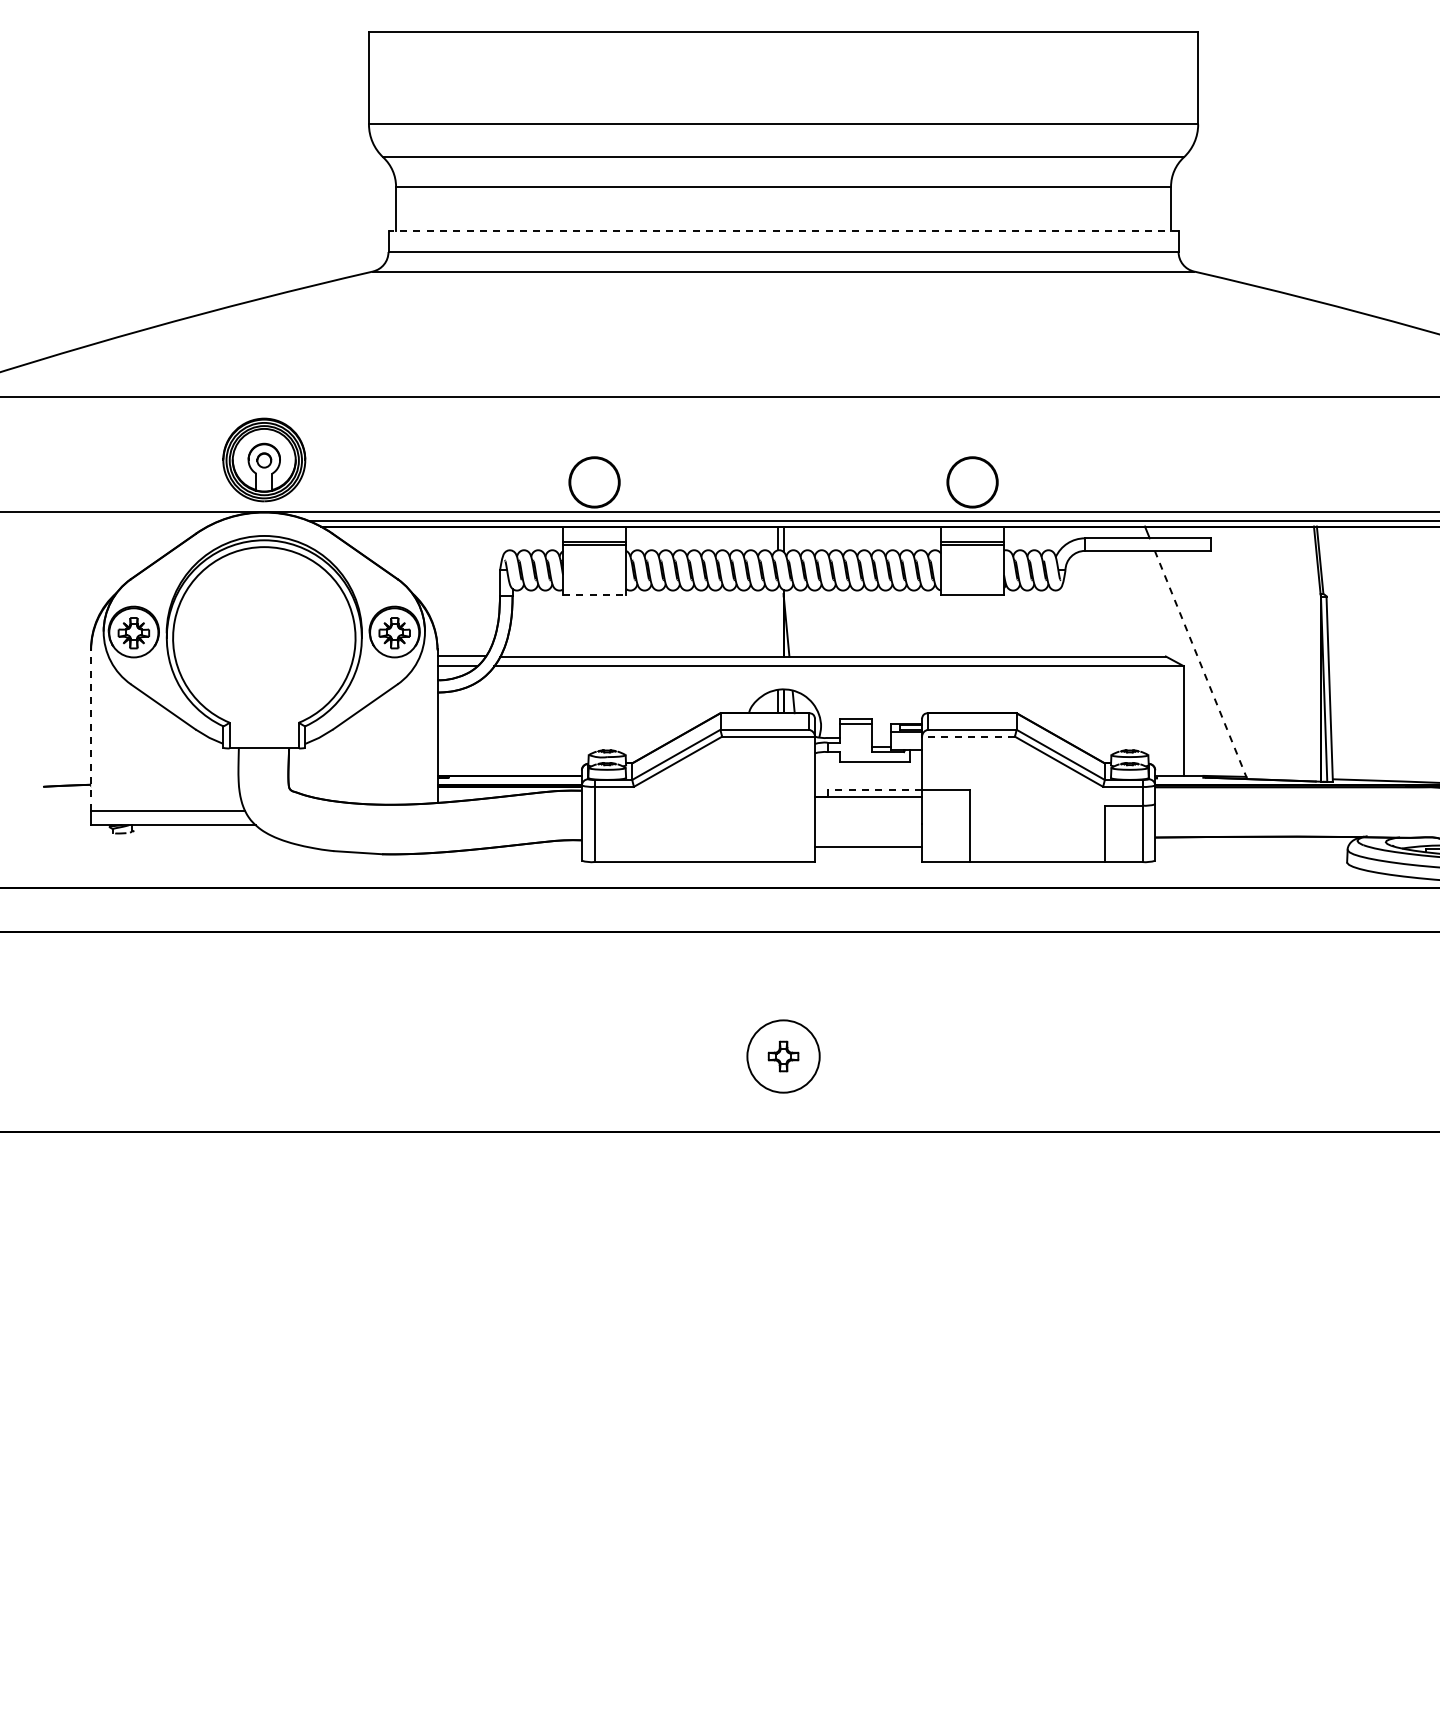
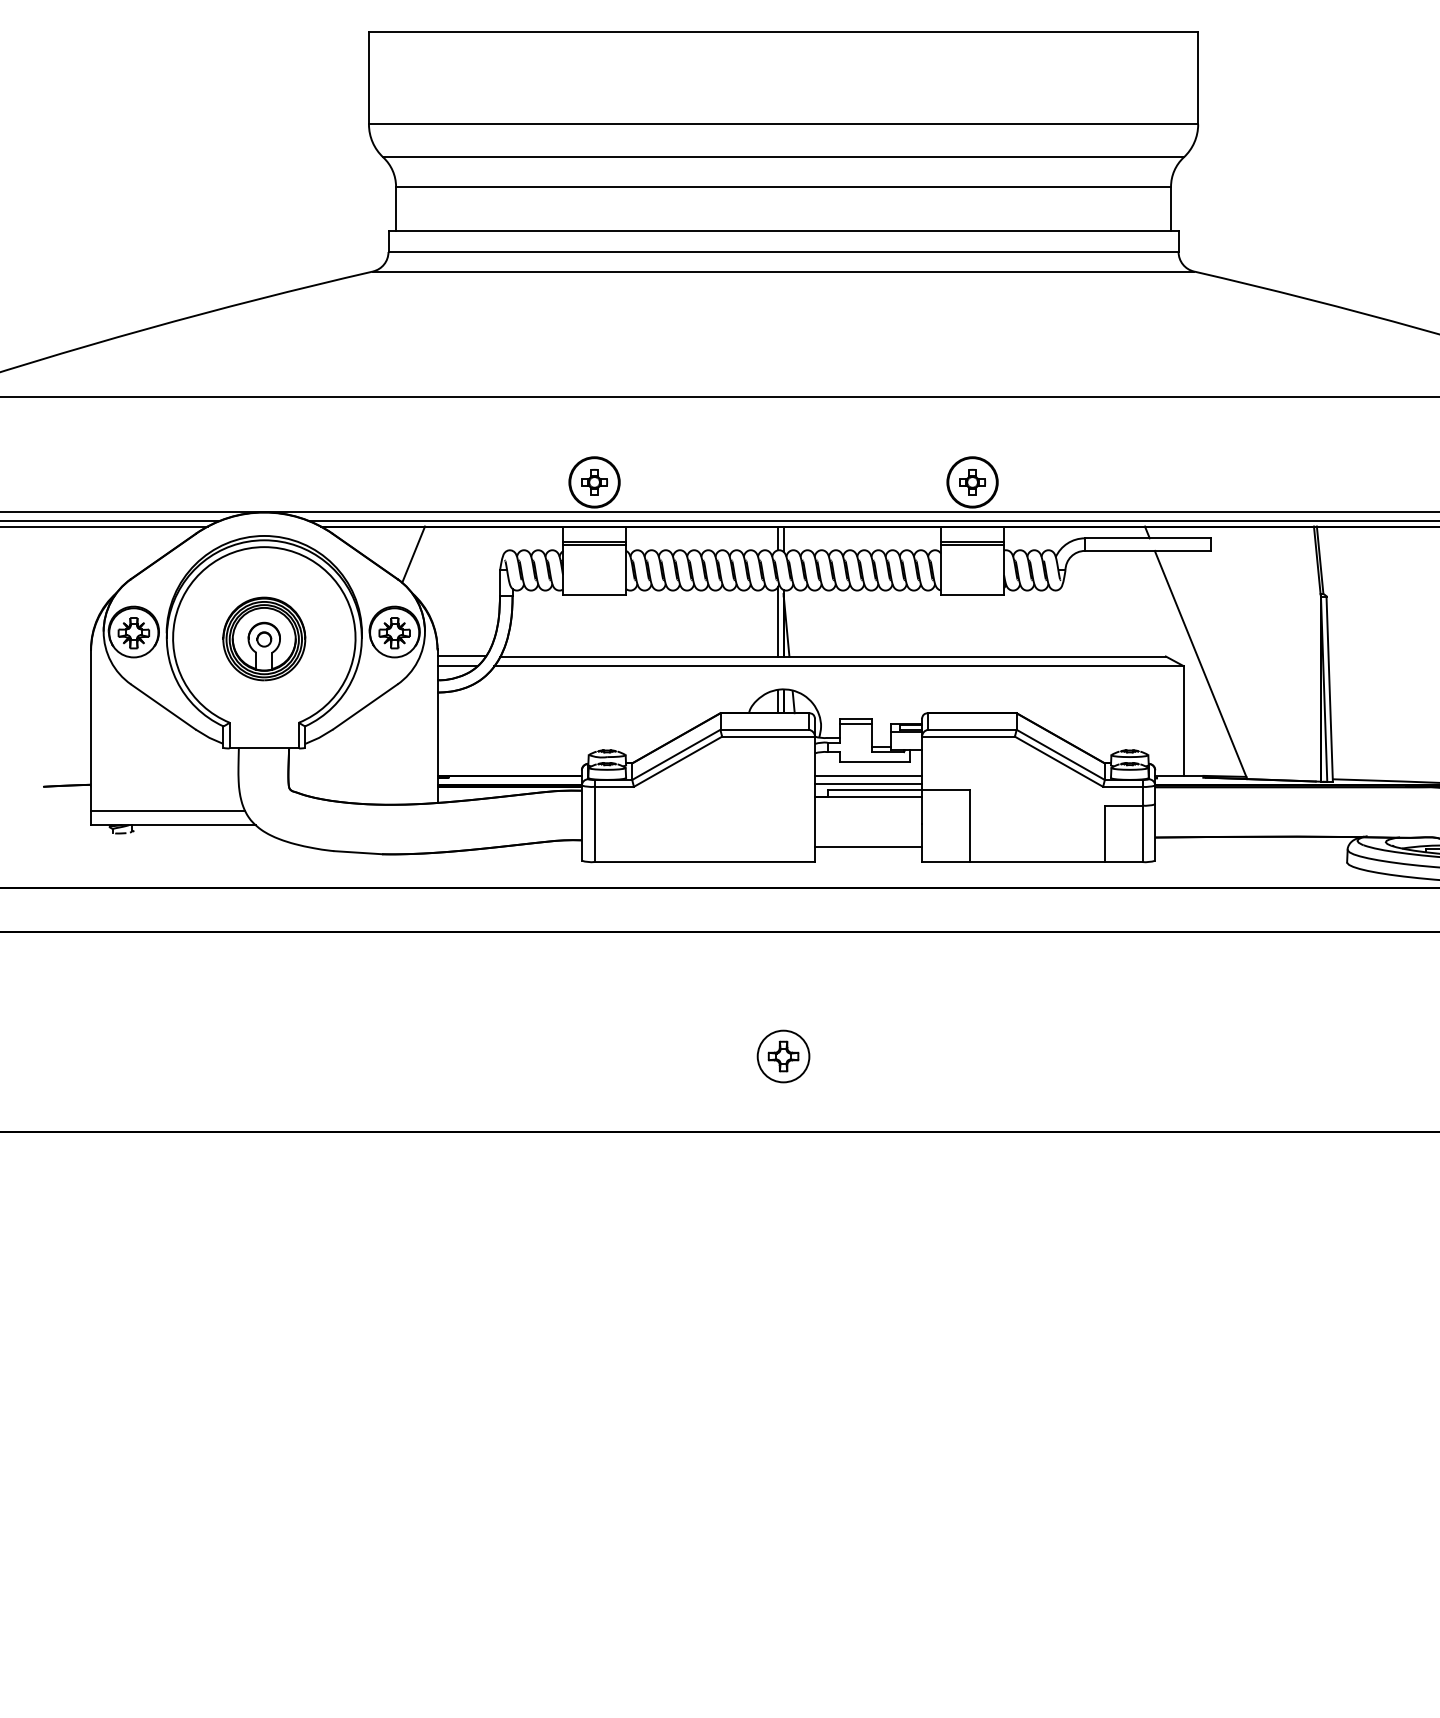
line: dashed -> solid (783, 231)
part position: (264, 459) -> (264, 638) (264, 638)
part: none -> present (594, 482)
part: none -> present (972, 482)
line: none -> present (110, 521)
line: none -> present (104, 526)
line: none -> present (413, 554)
line: dashed -> solid (595, 595)
line: none -> present (777, 621)
line: dashed -> solid (1200, 664)
line: dashed -> solid (91, 729)
line: dashed -> solid (968, 736)
line: none -> present (868, 775)
line: none -> present (868, 783)
line: dashed -> solid (874, 790)
circle diameter: 72 px -> 52 px (783, 1056)
